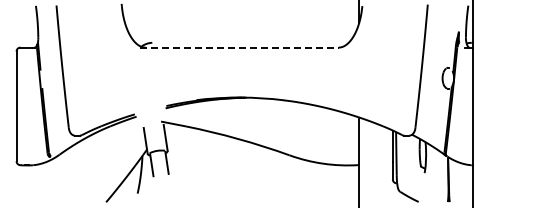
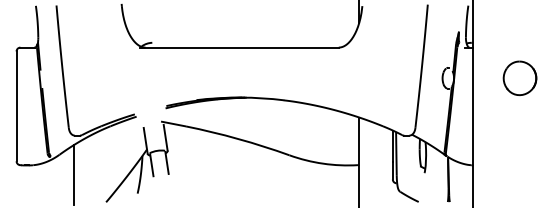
line: dashed -> solid (240, 47)
part: none -> present (519, 78)
line: none -> present (74, 174)
